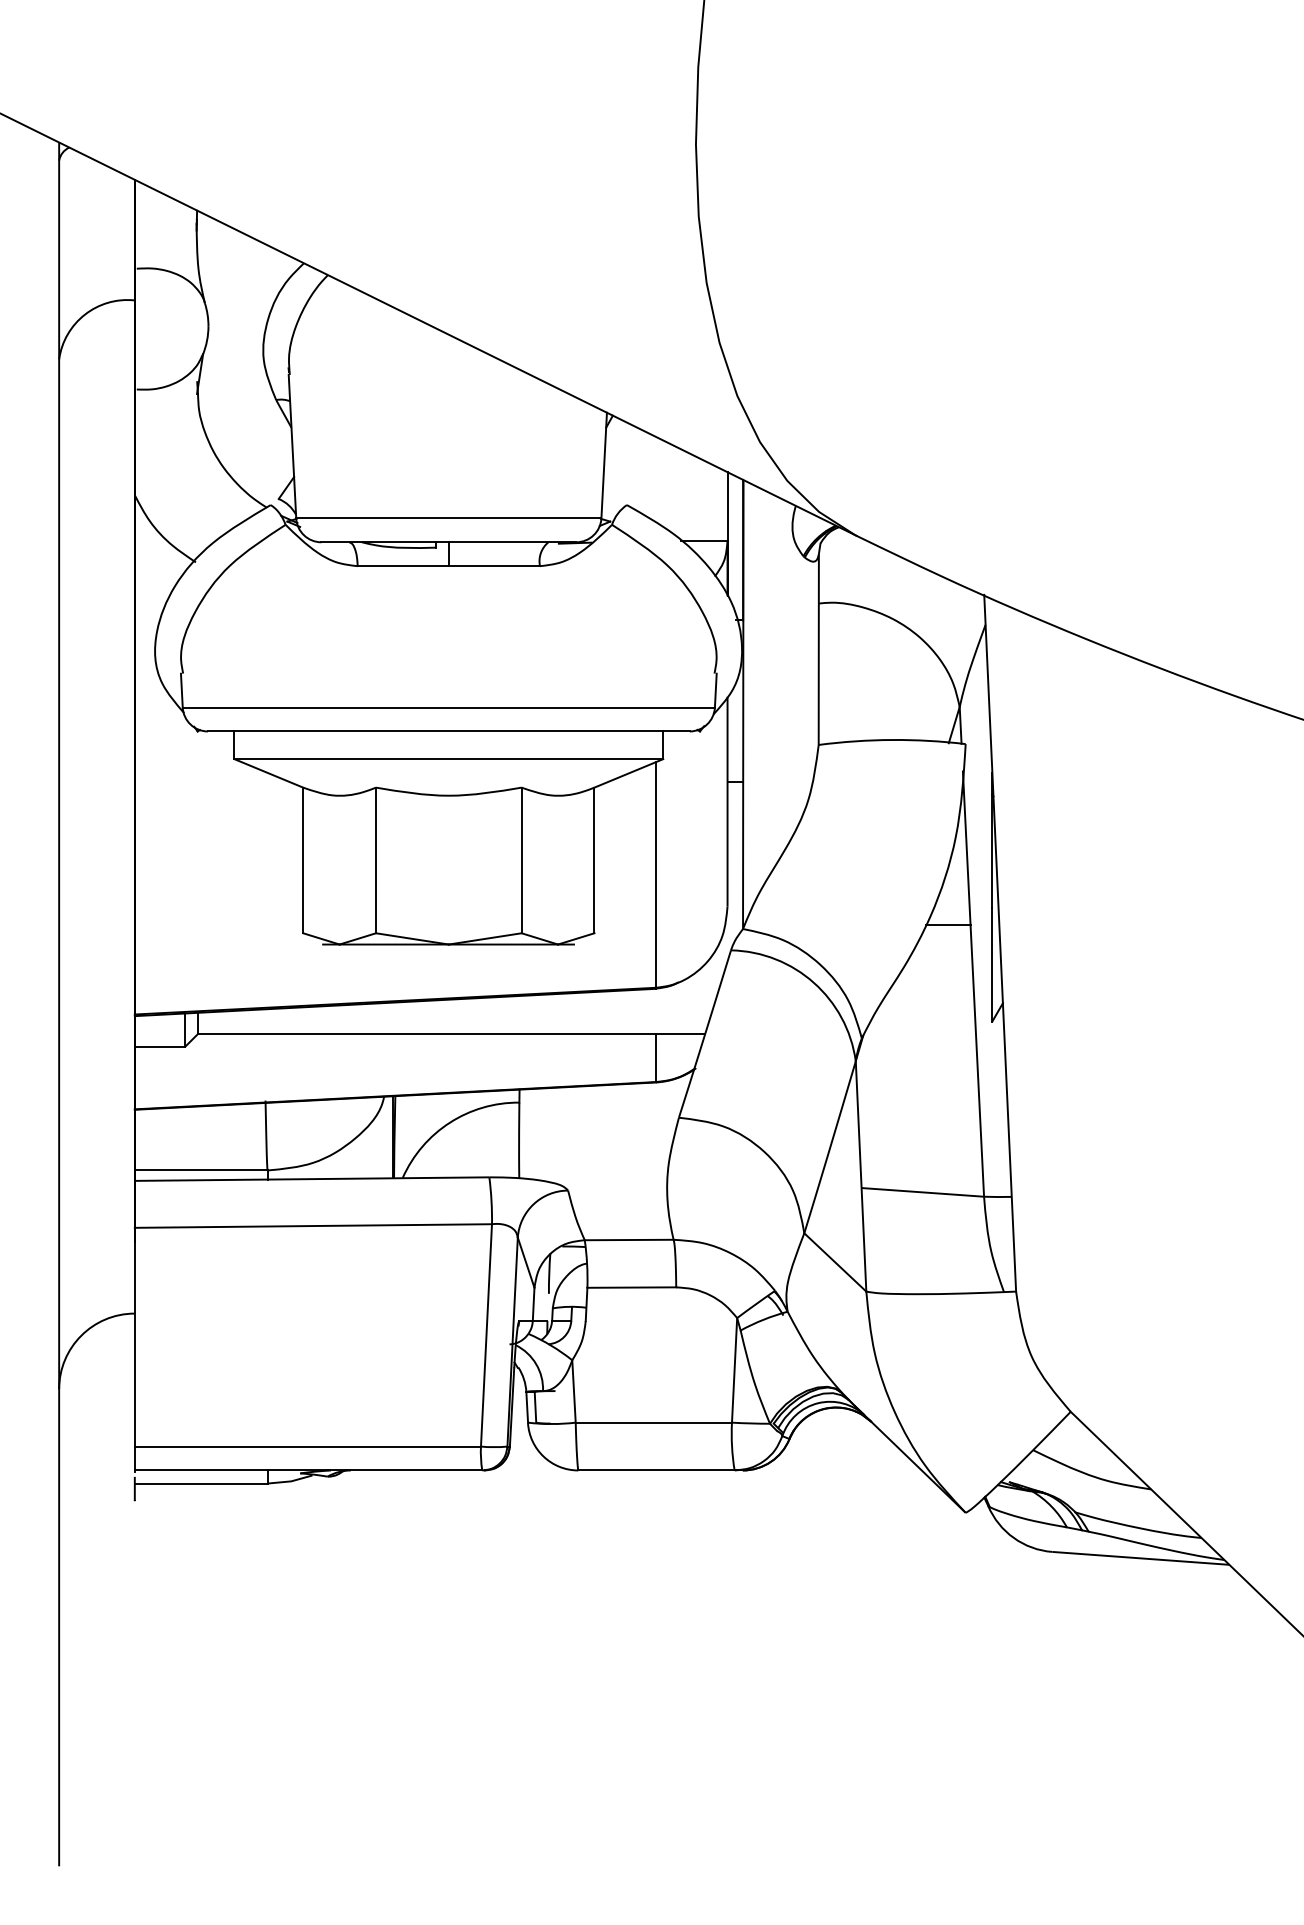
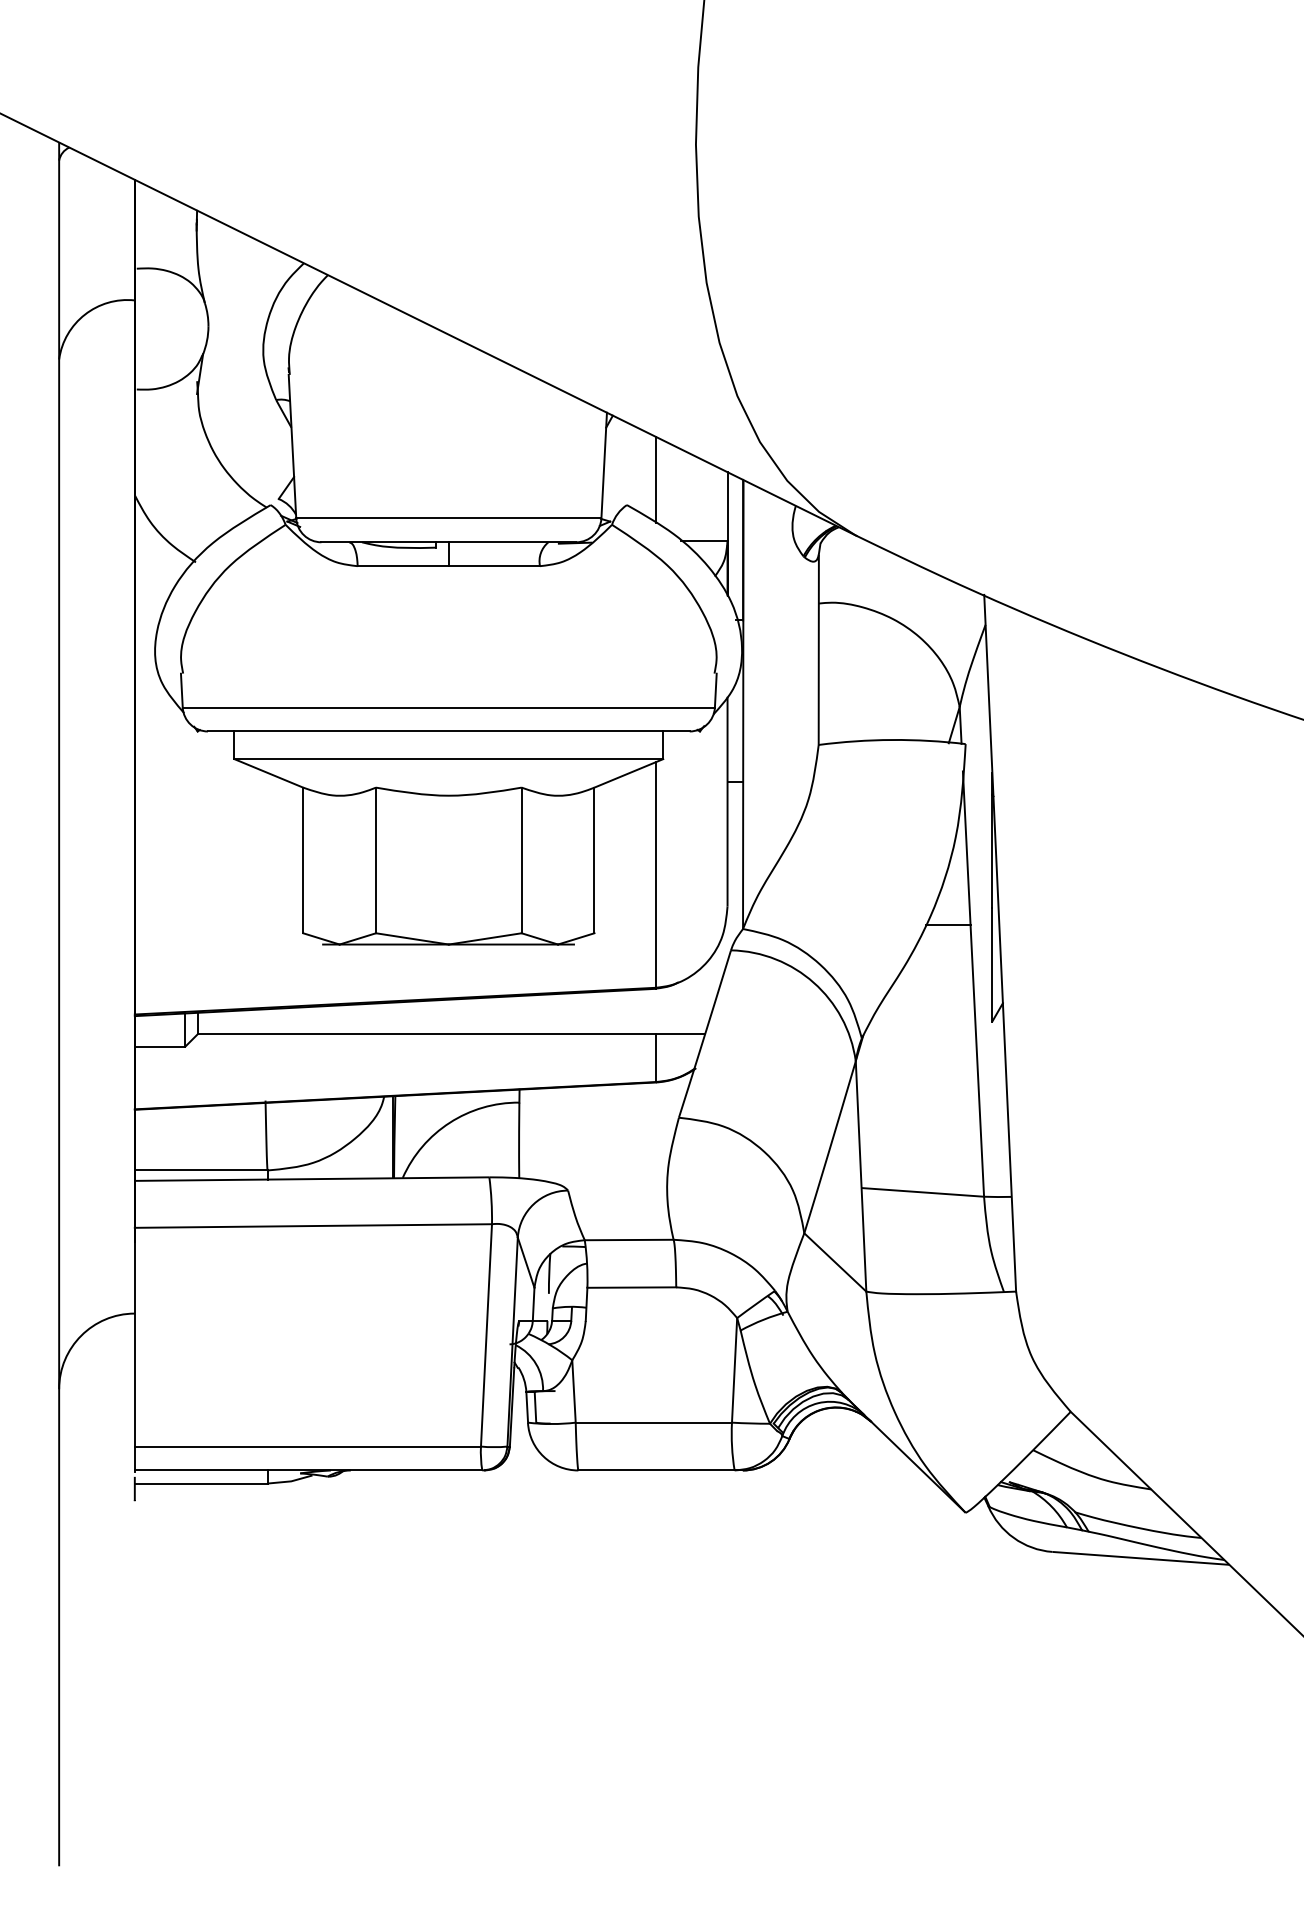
line: none -> present (655, 479)
